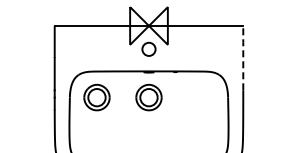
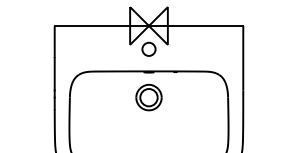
line: dashed -> solid (243, 58)
part: present -> none (96, 97)
